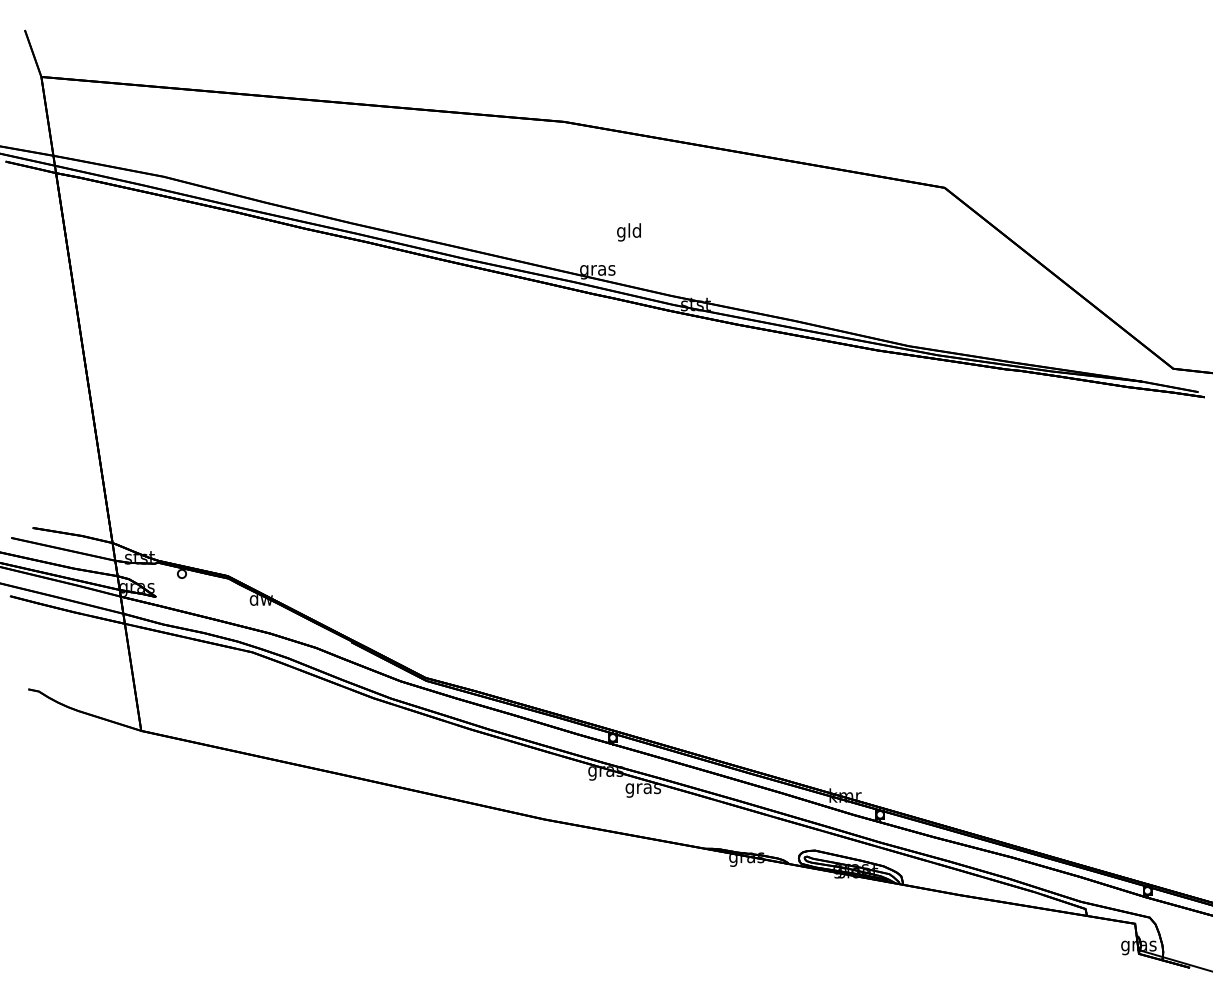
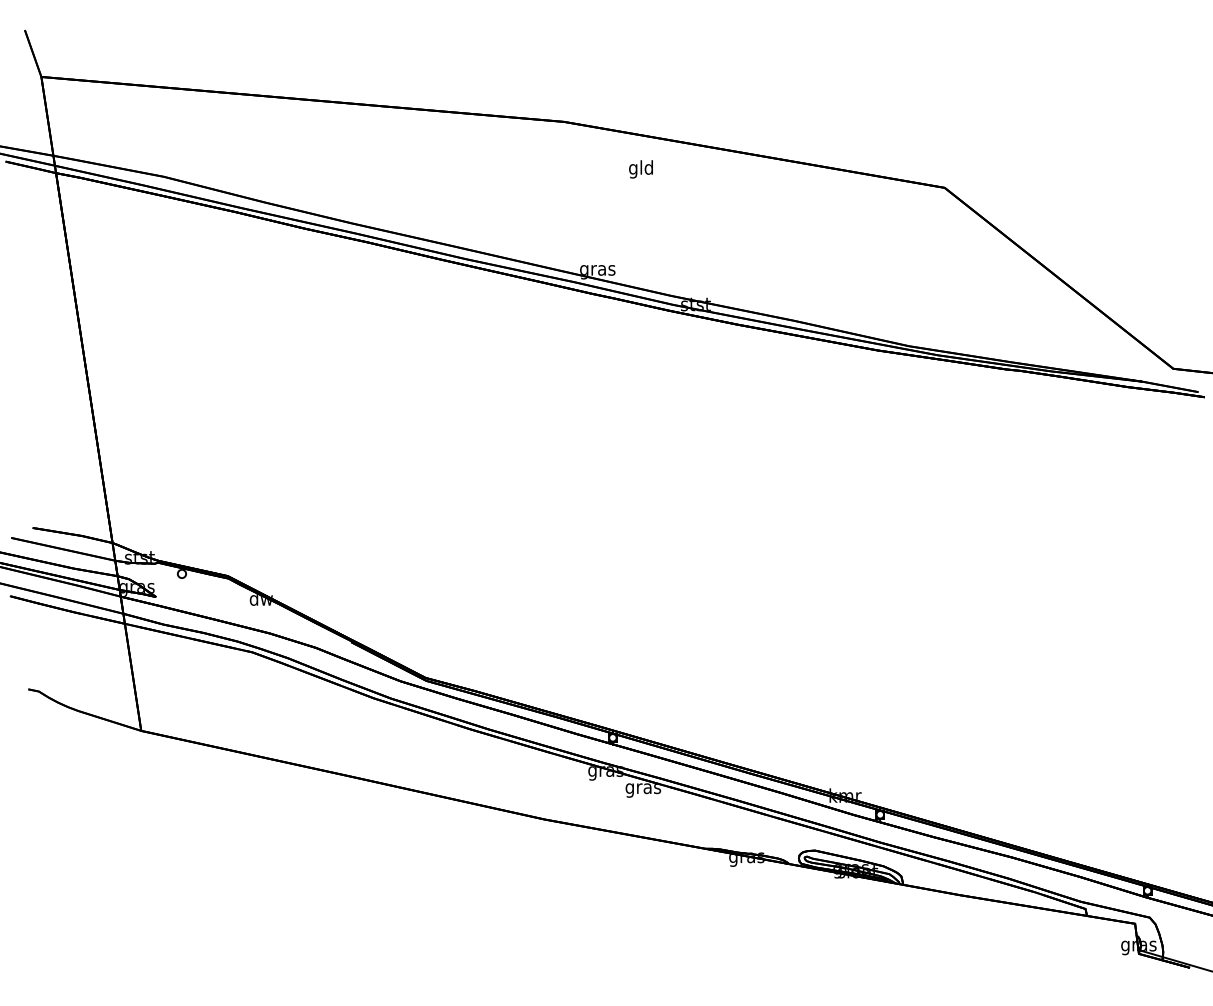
text position: (628, 232) -> (640, 169) (640, 169)
